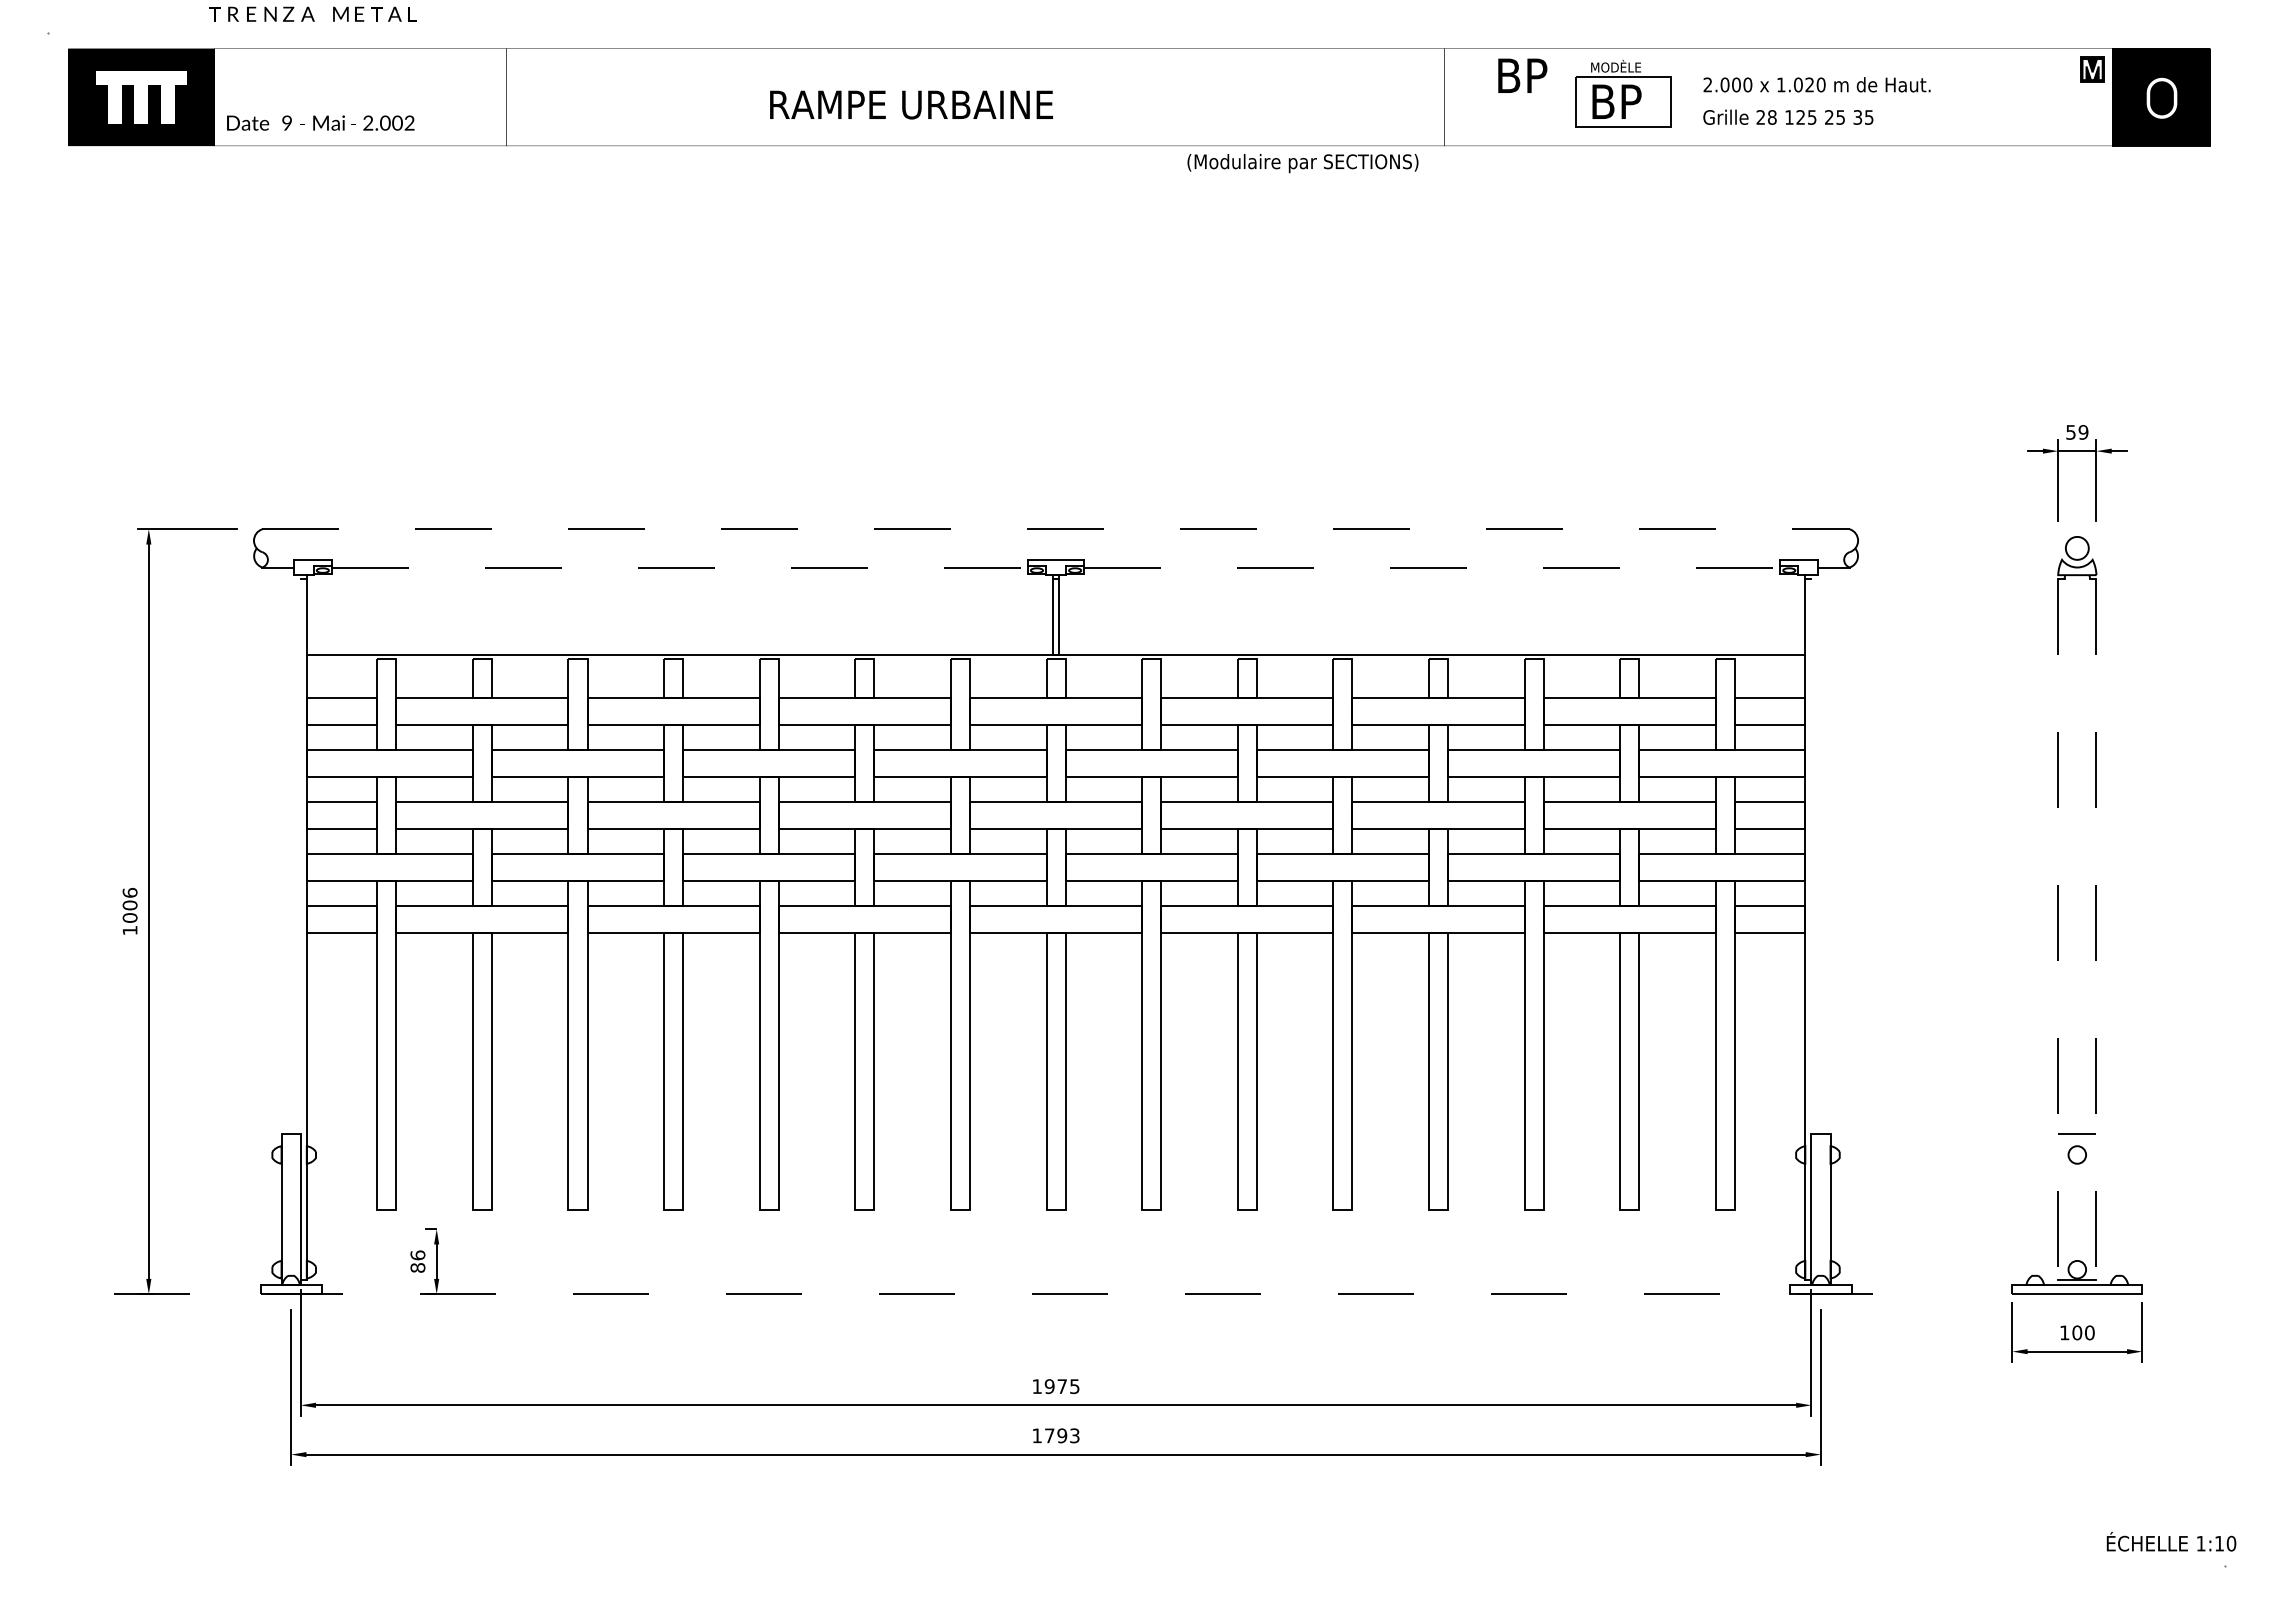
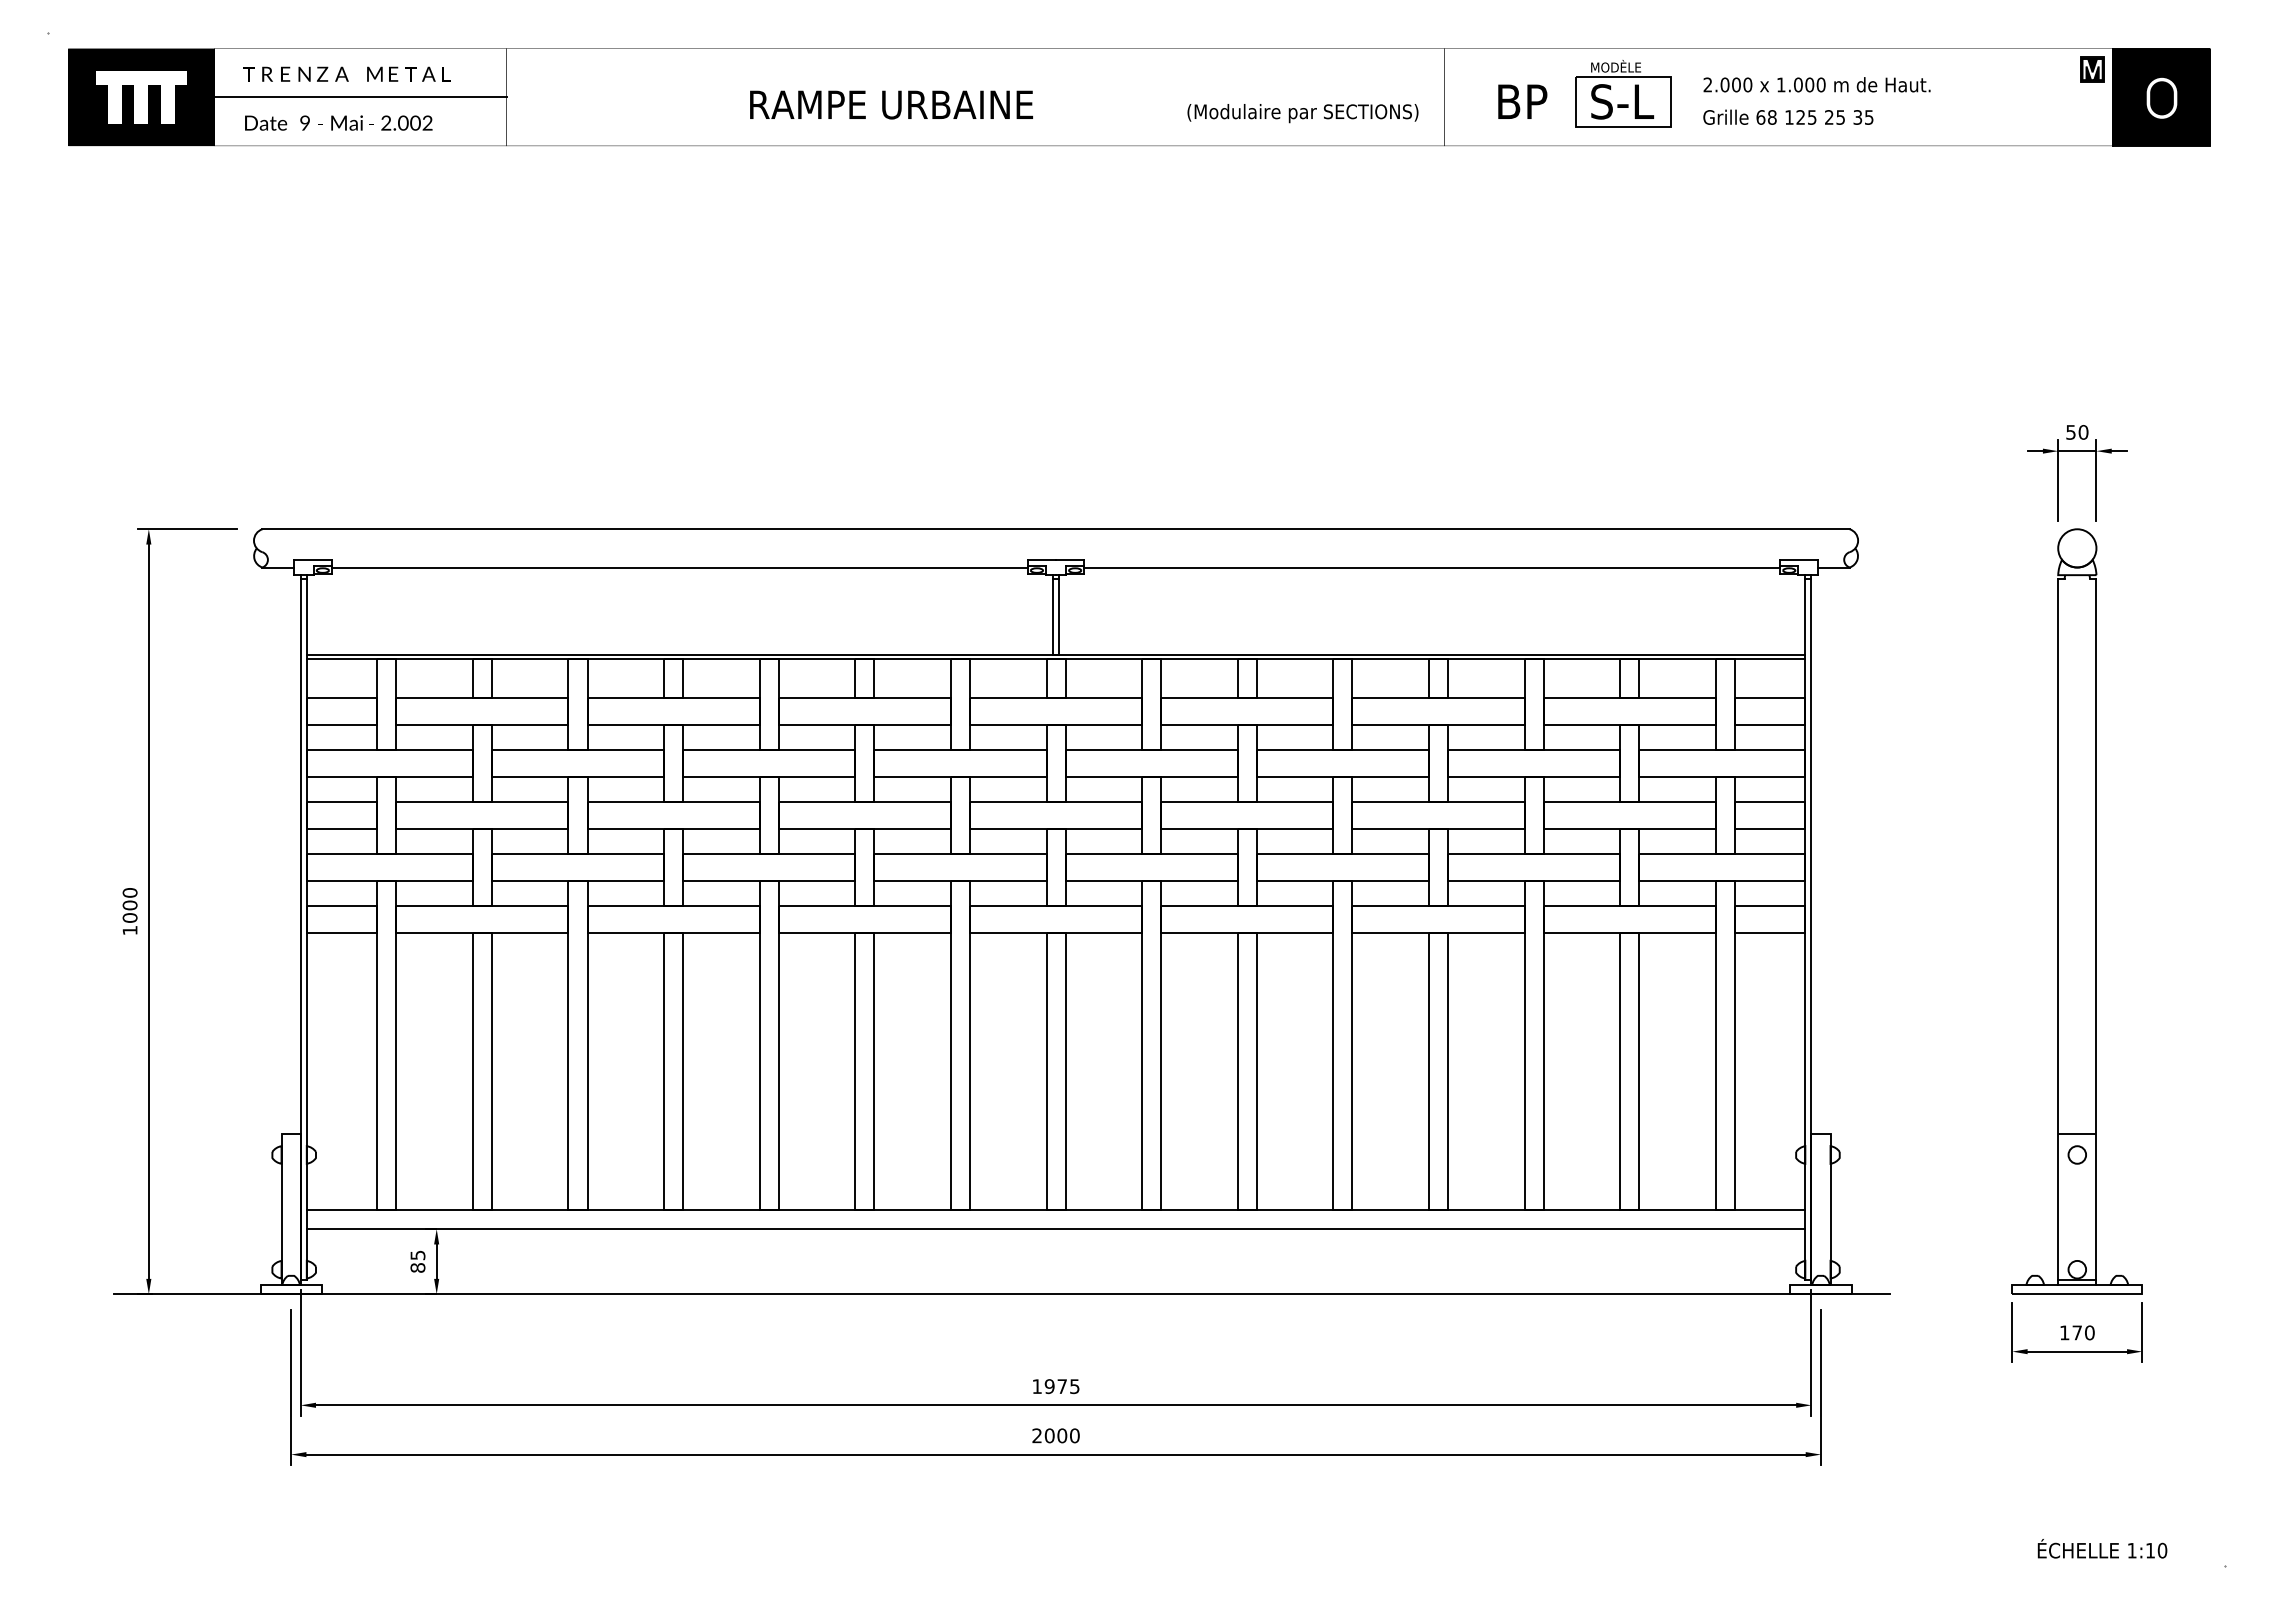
text position: (312, 13) -> (346, 73) (346, 73)
text position: (1522, 75) -> (1522, 101) (1522, 101)
text: 1.020 -> 1.000 (1809, 84)
line: none -> present (360, 97)
text: BP -> S-L (1622, 101)
text position: (911, 104) -> (891, 104) (891, 104)
text: 28 -> 68 (1760, 117)
text position: (320, 122) -> (338, 122) (338, 122)
text position: (1302, 163) -> (1302, 113) (1302, 113)
text: 59 -> 50 (2083, 432)
line: dashed -> solid (1056, 529)
circle diameter: 23 px -> 38 px (2077, 548)
line: dashed -> solid (679, 567)
line: dashed -> solid (1432, 567)
line: none -> present (1055, 659)
text: 1006 -> 1000 (129, 892)
line: none -> present (300, 927)
line: none -> present (1811, 927)
line: dashed -> solid (2058, 932)
line: dashed -> solid (2096, 932)
line: none -> present (1055, 1210)
line: none -> present (1055, 1229)
text: 86 -> 85 (417, 1255)
line: dashed -> solid (1002, 1294)
text: 100 -> 170 (2077, 1332)
text: 1793 -> 2000 (1055, 1435)
text position: (2171, 1541) -> (2102, 1548) (2102, 1548)
